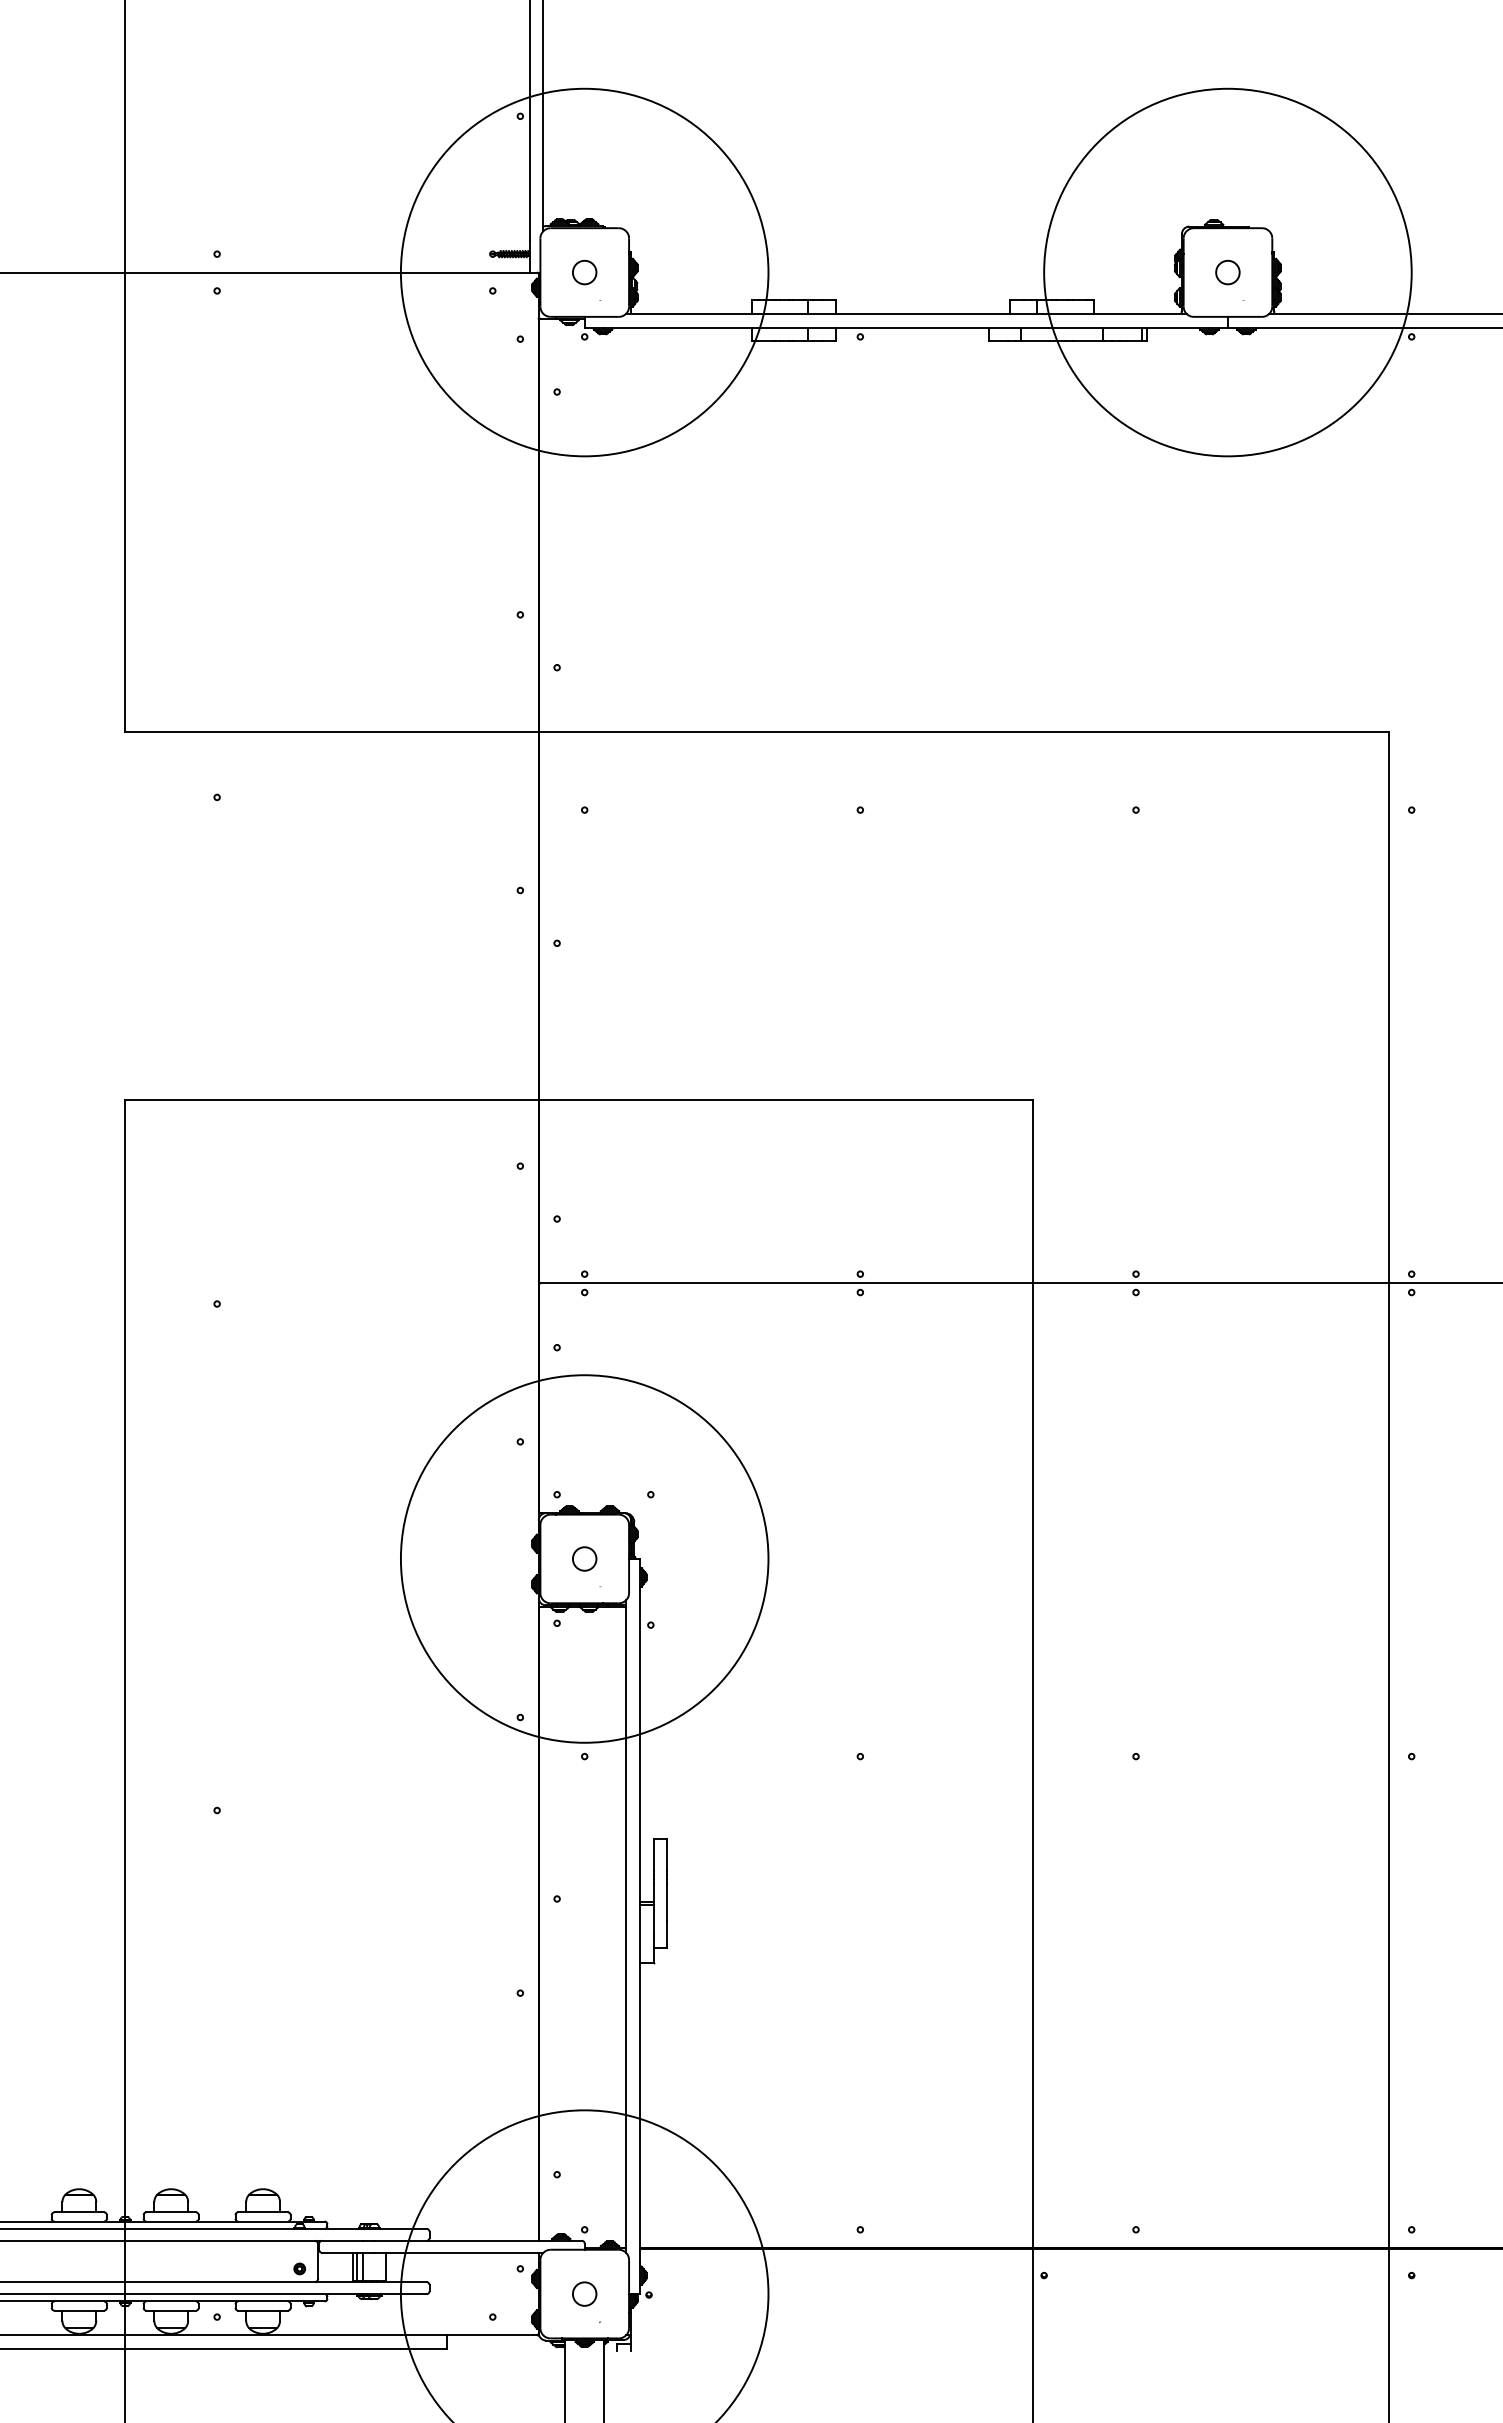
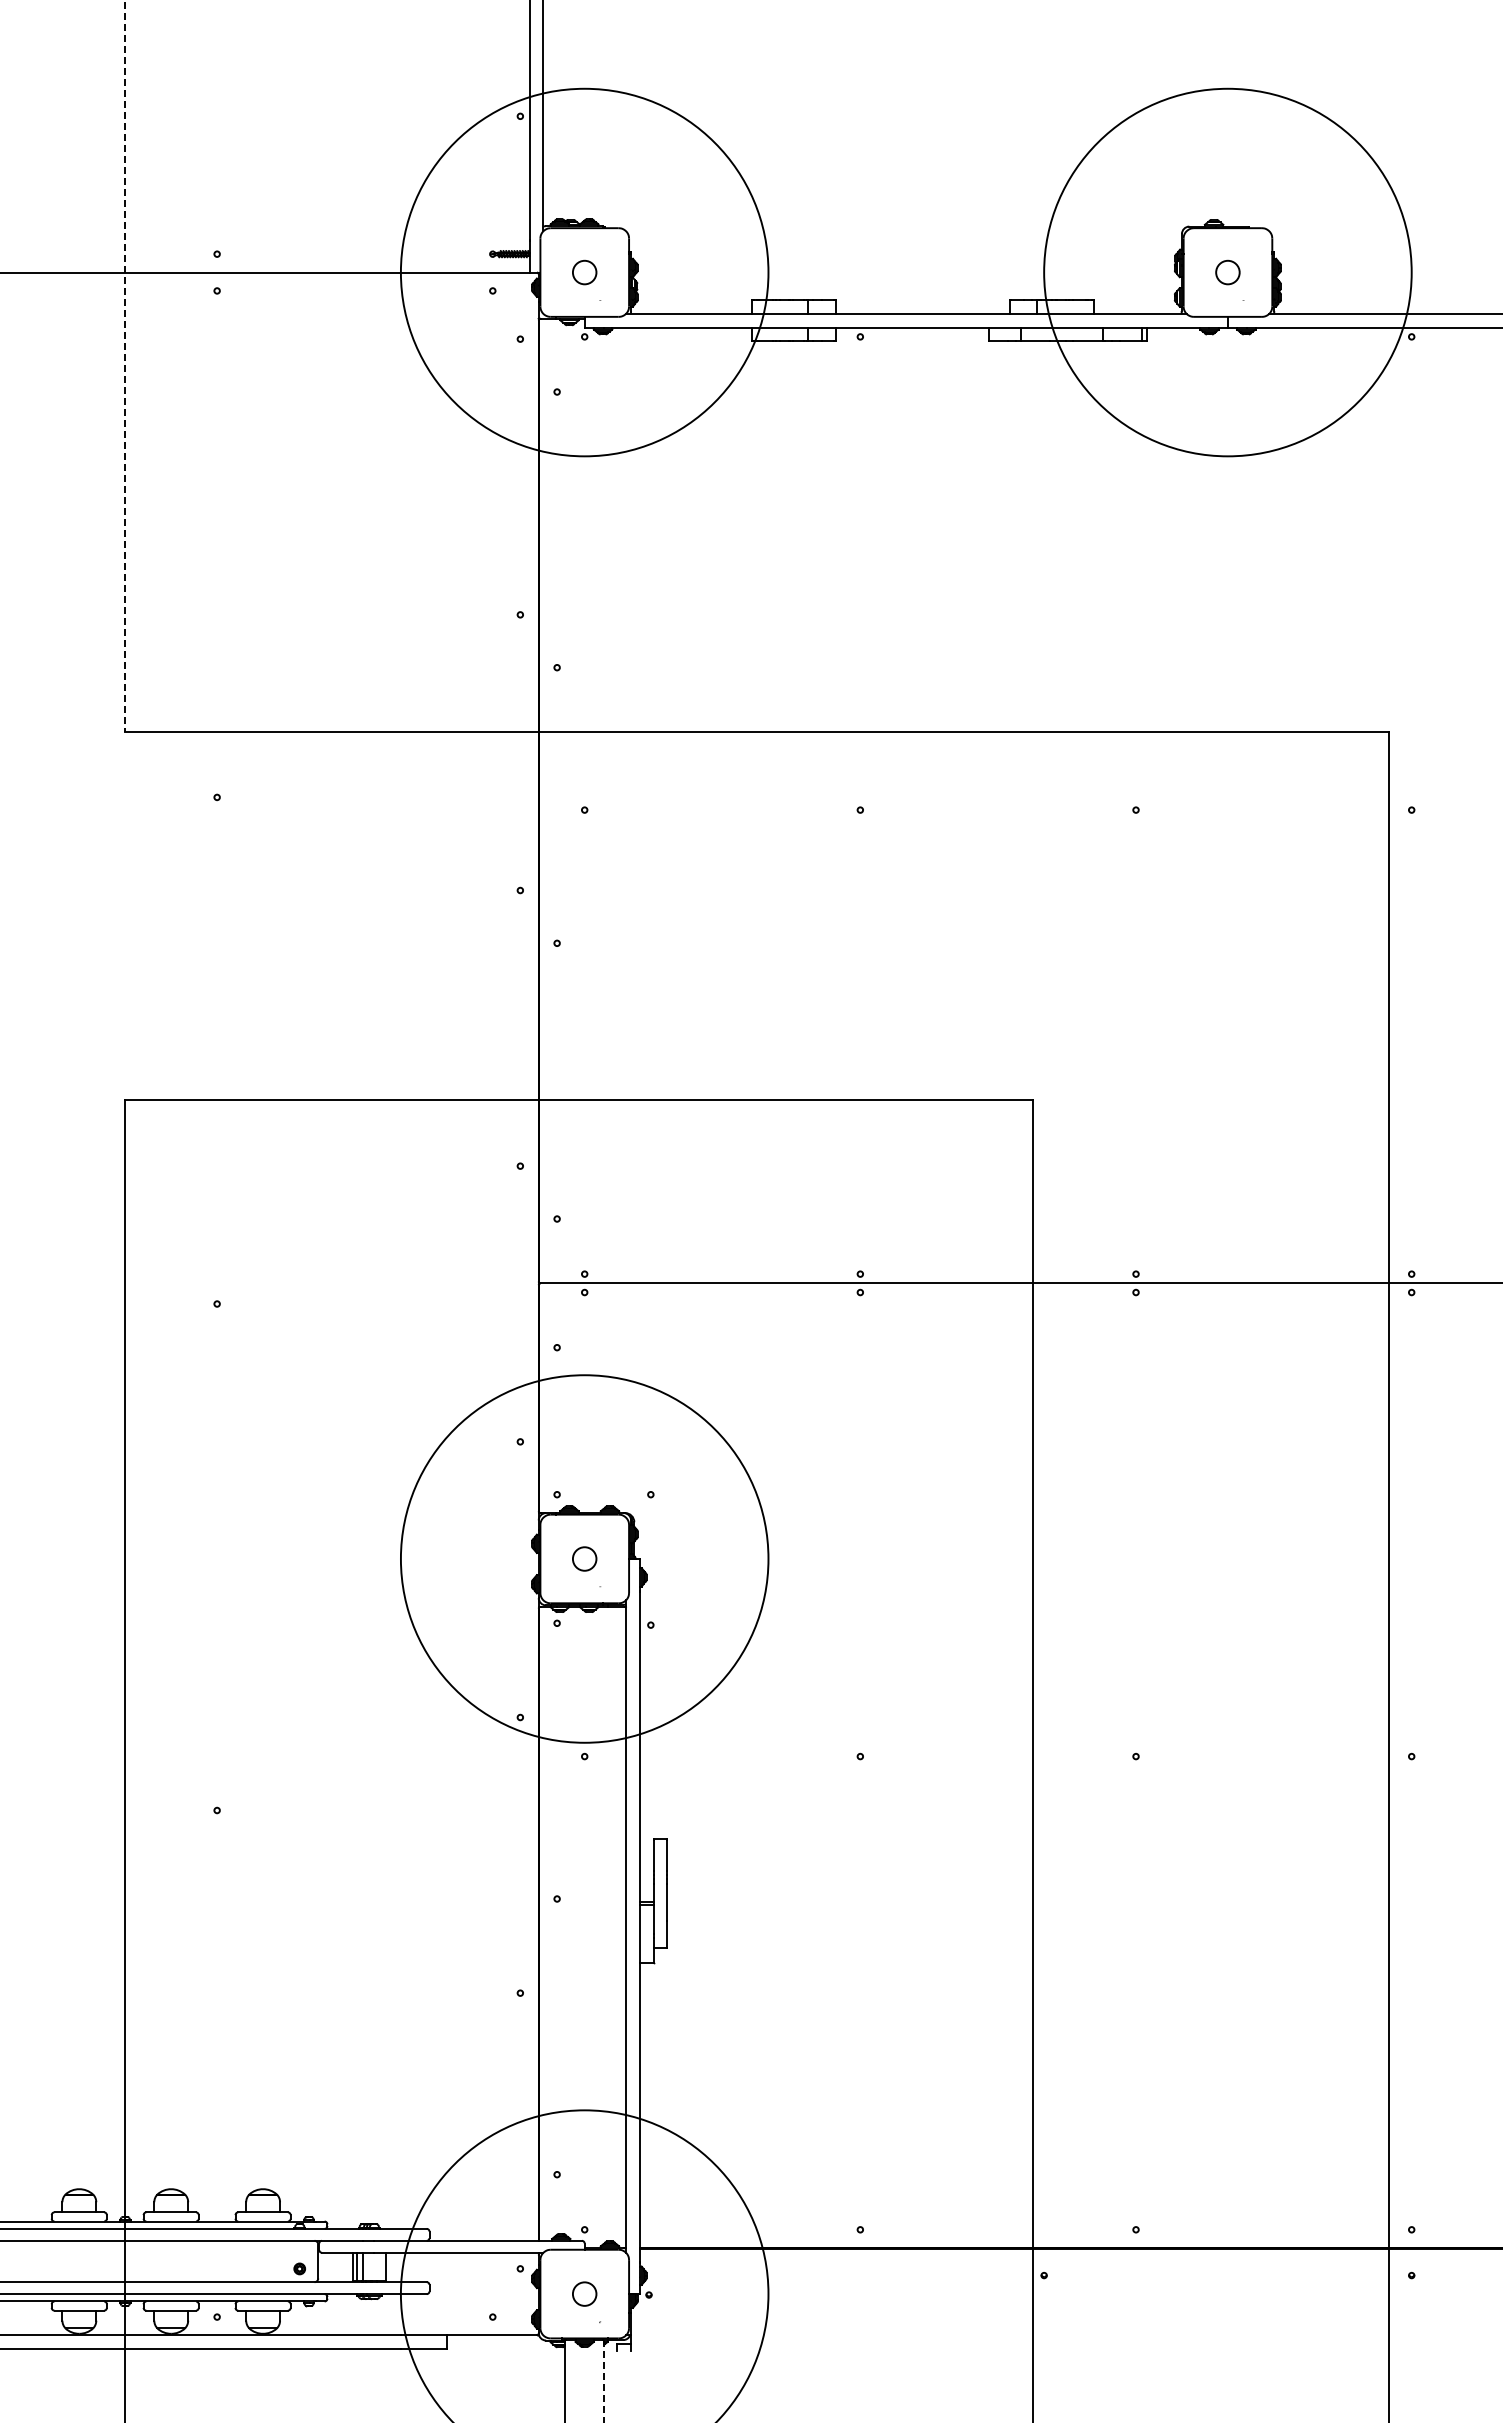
line: solid -> dashed (125, 366)
line: solid -> dashed (604, 2381)
